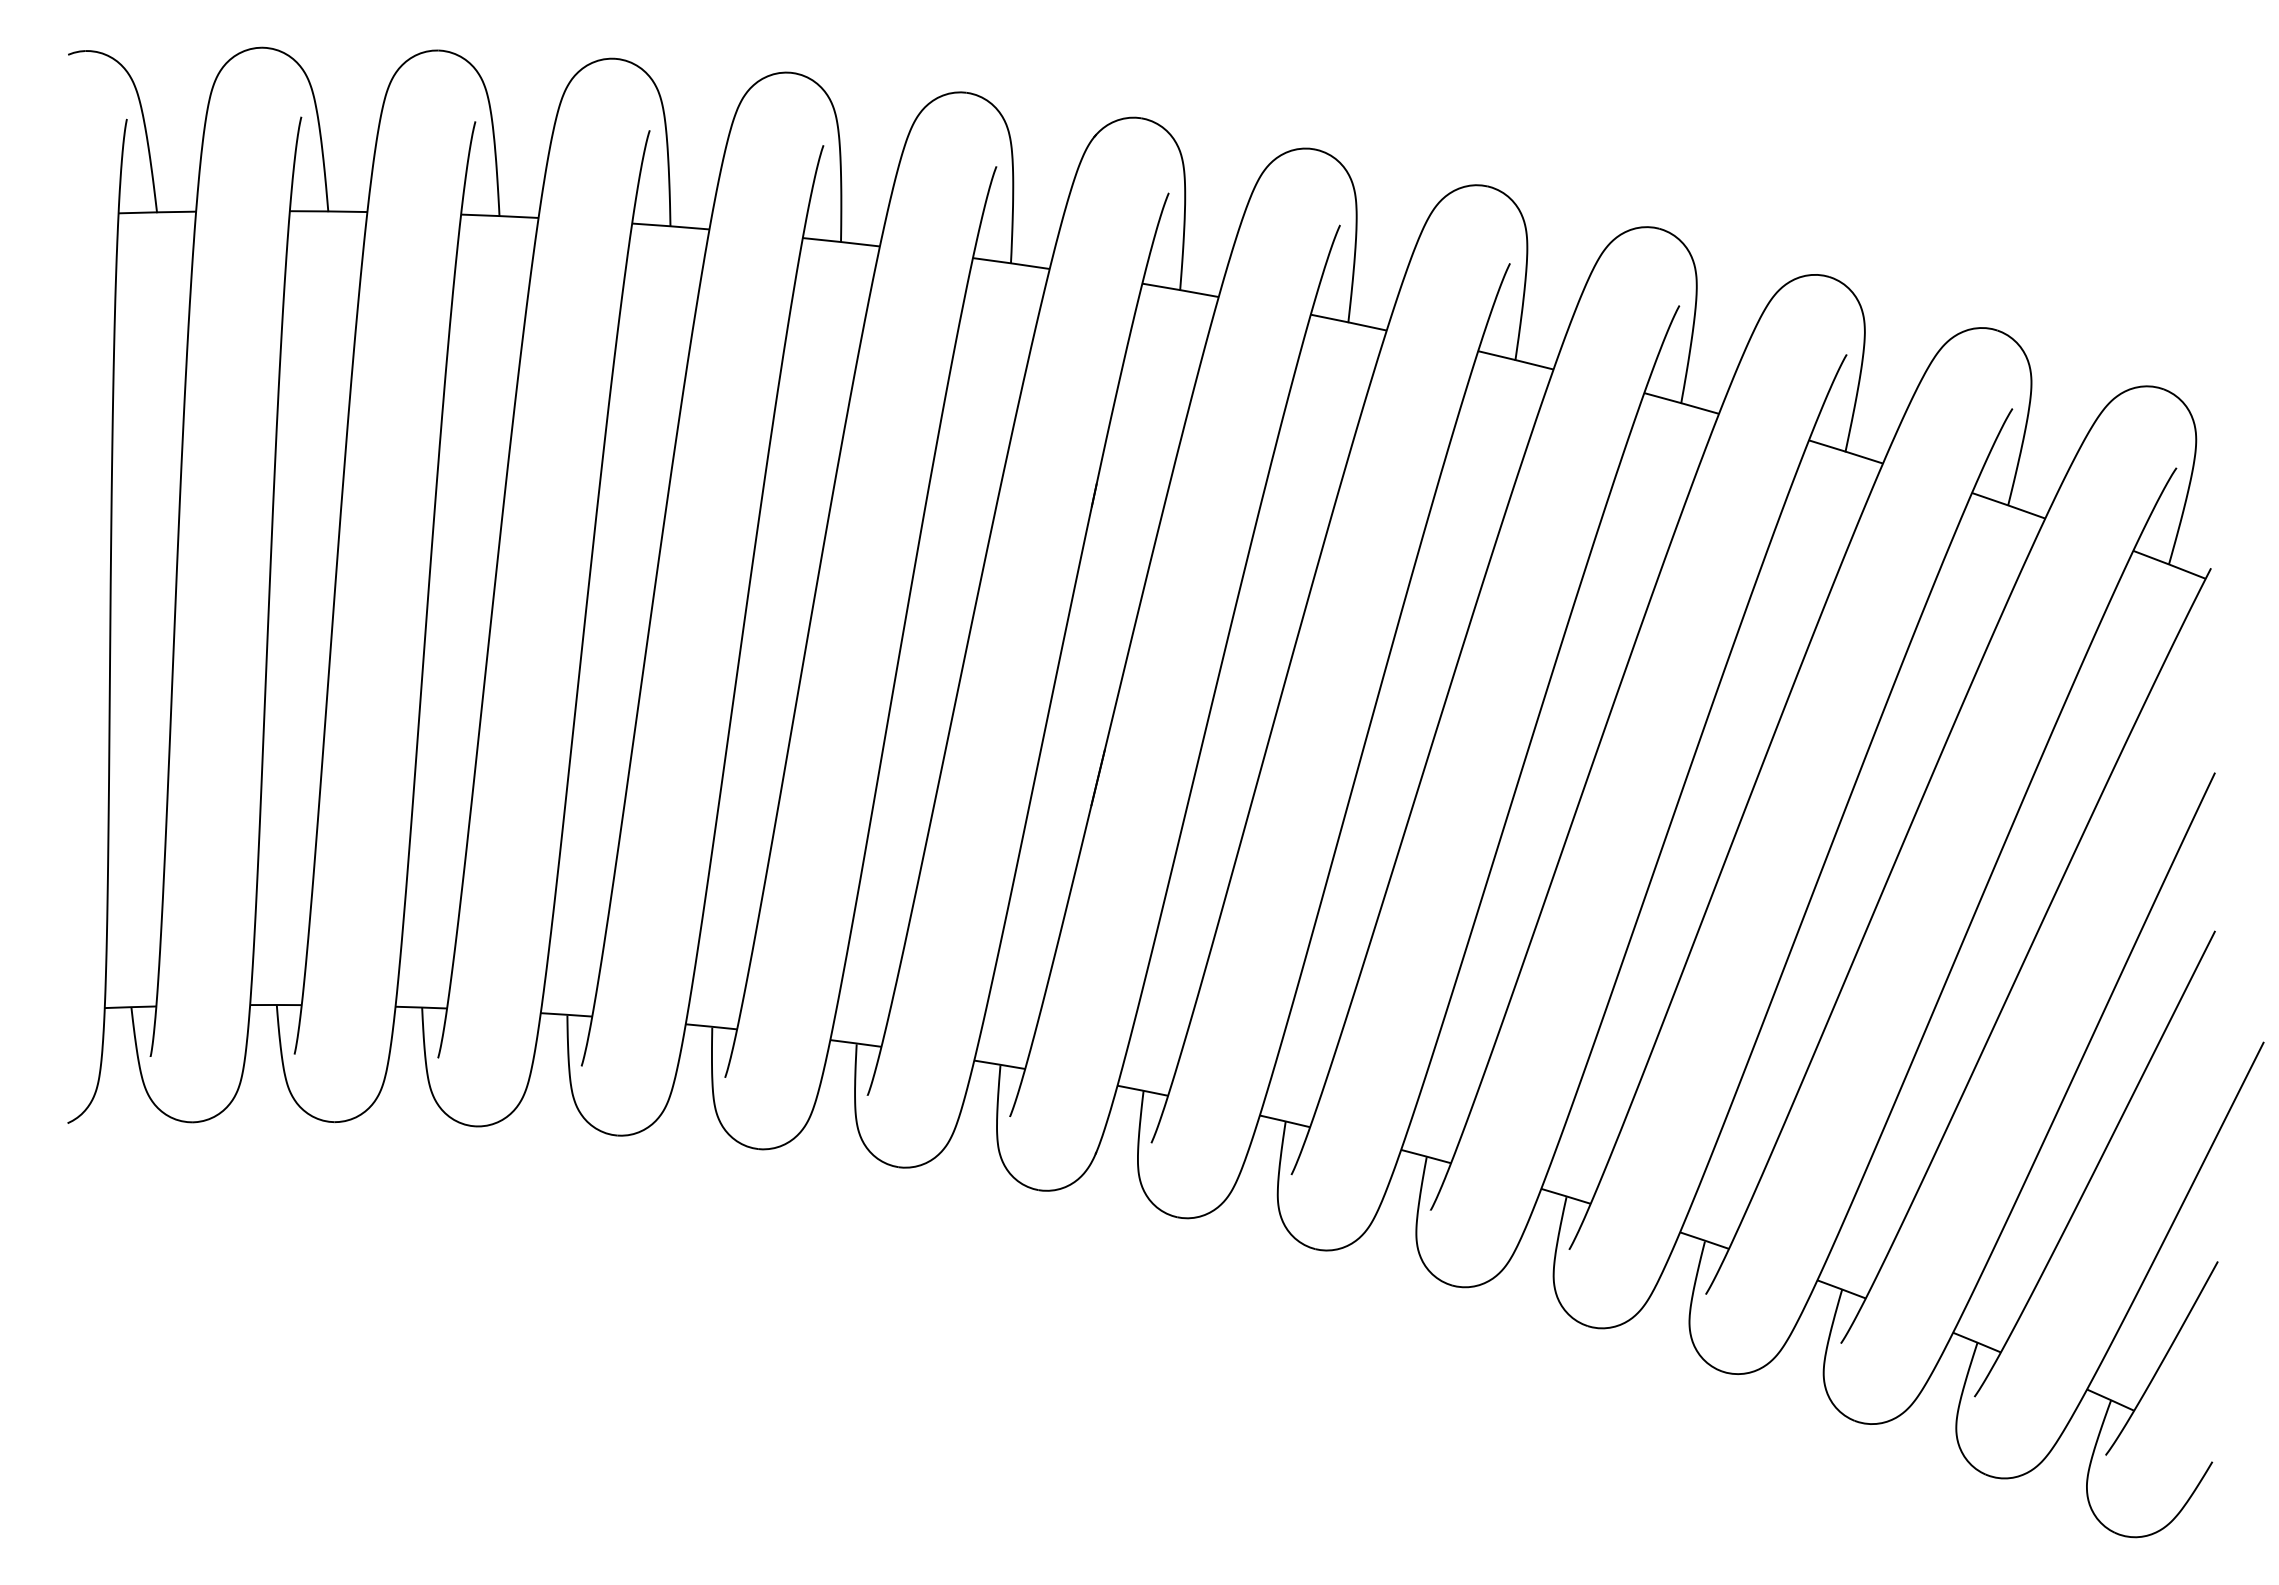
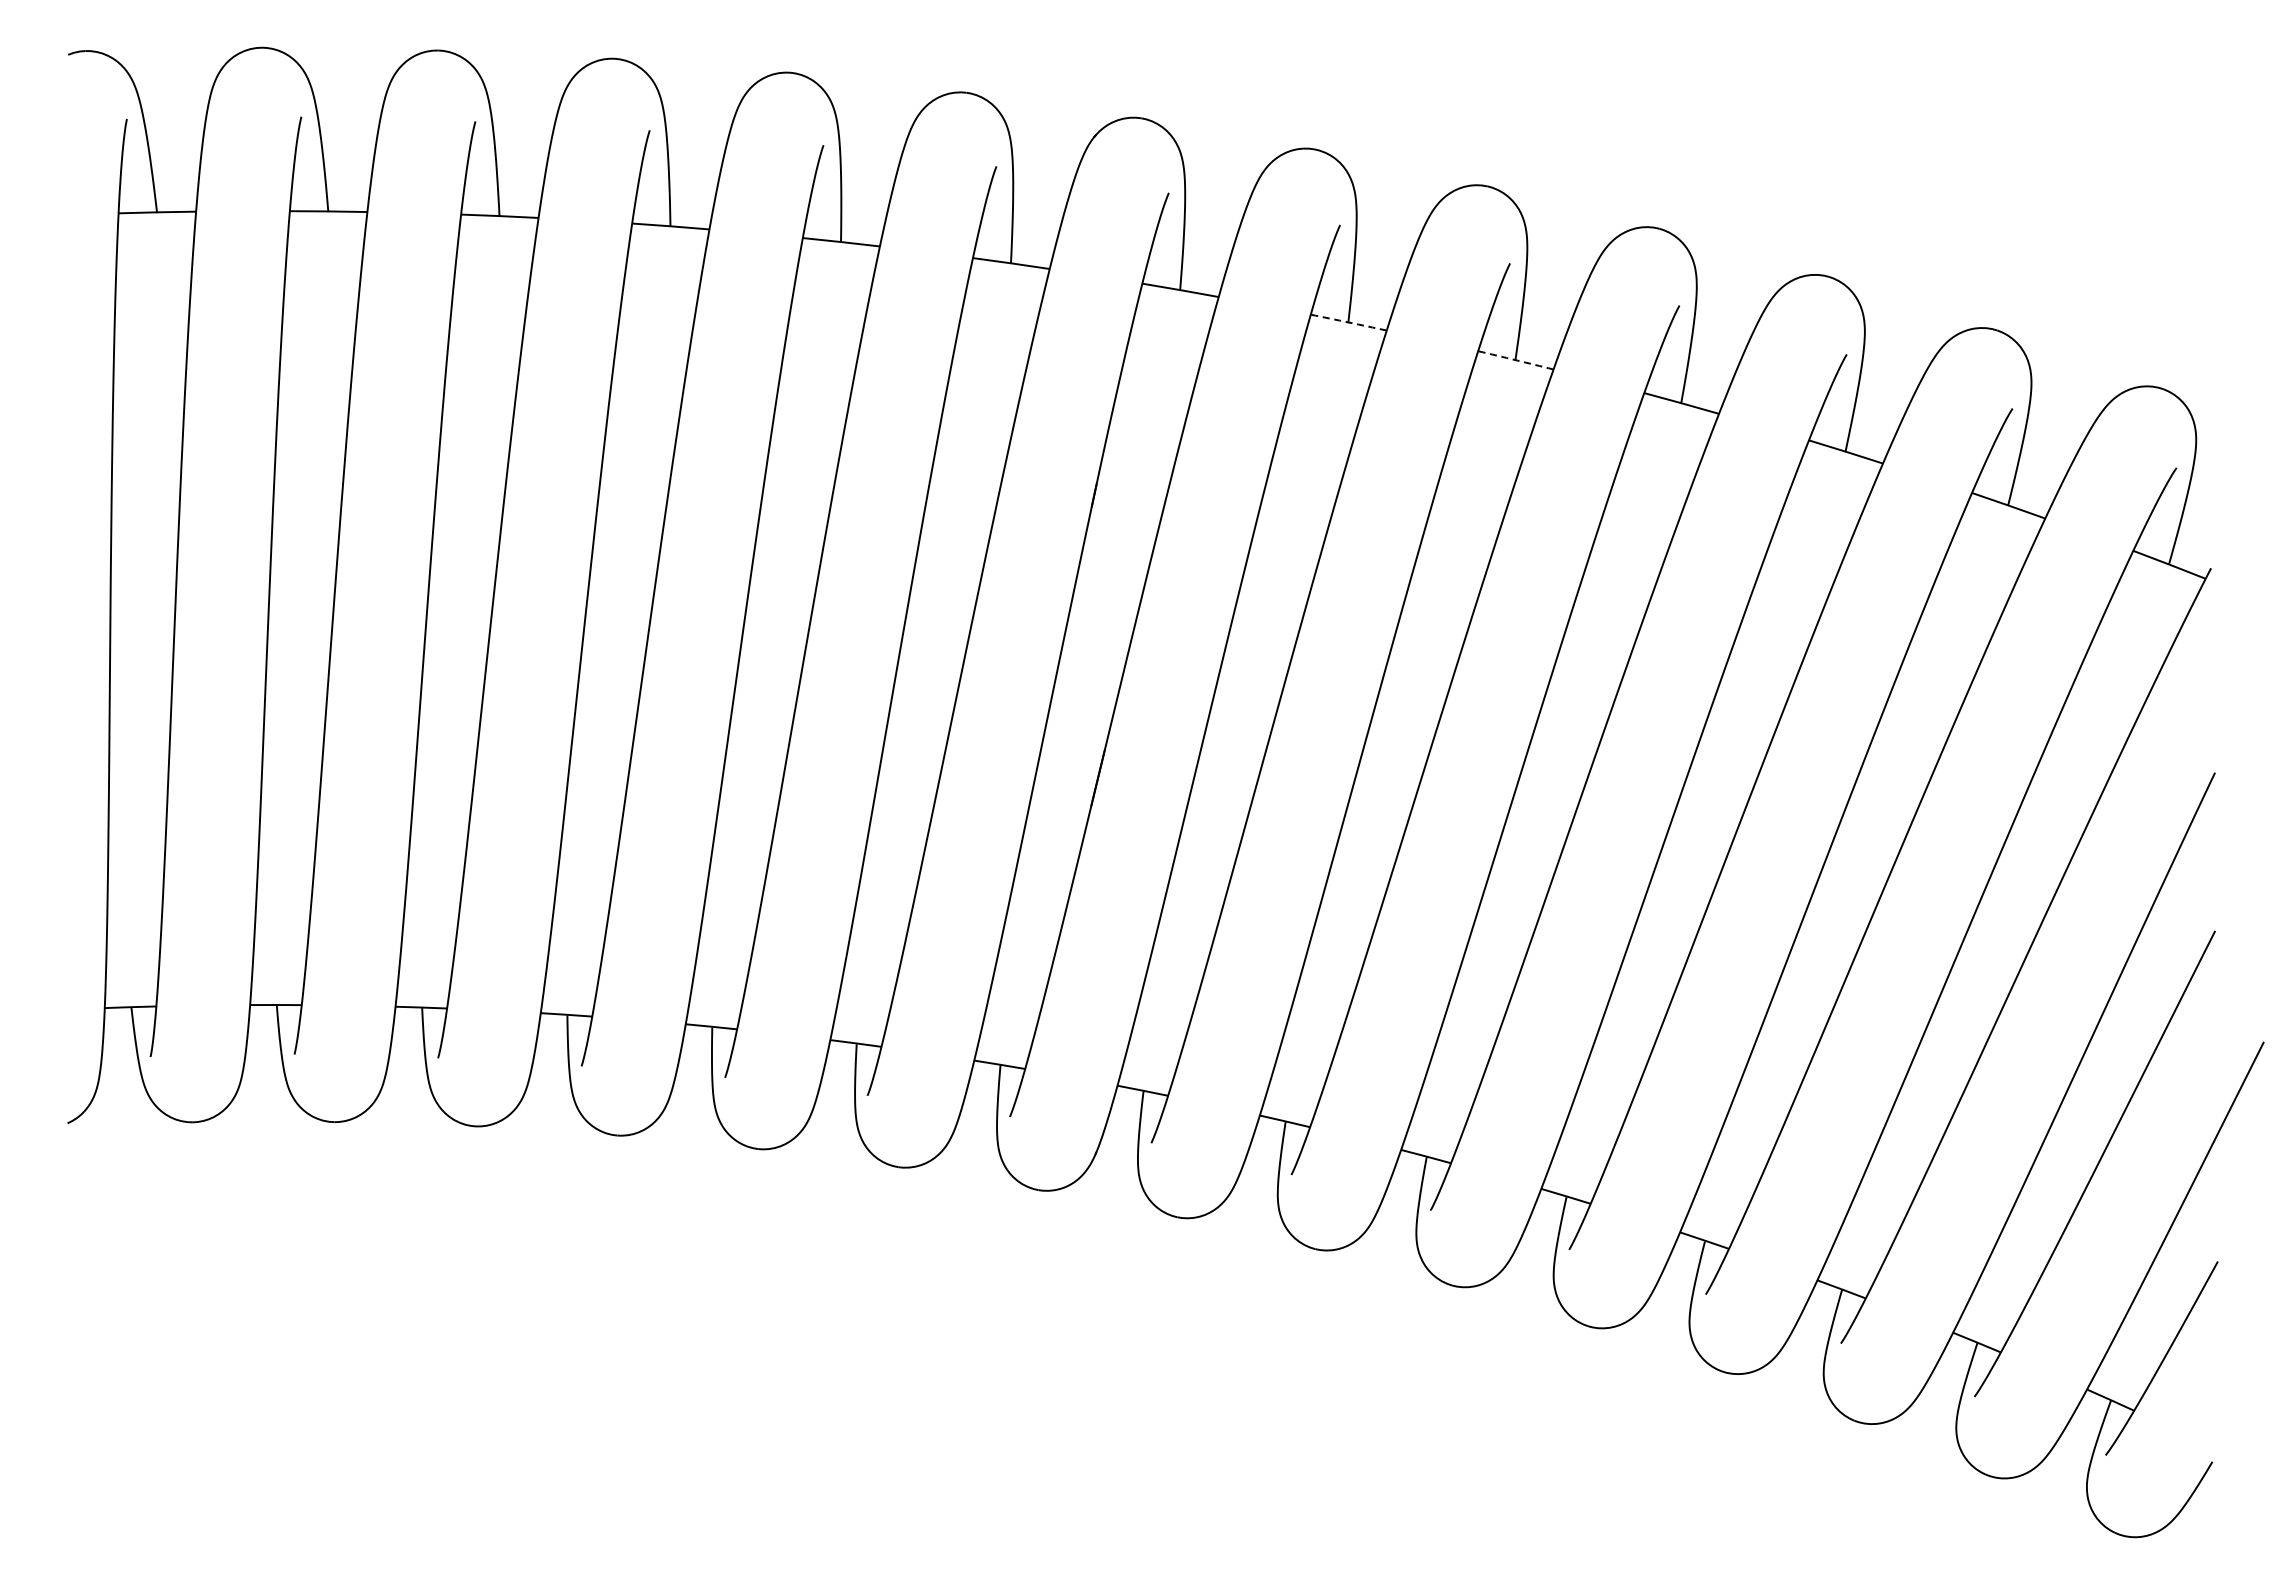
arc: solid -> dashed (1348, 322)
arc: solid -> dashed (1515, 360)
